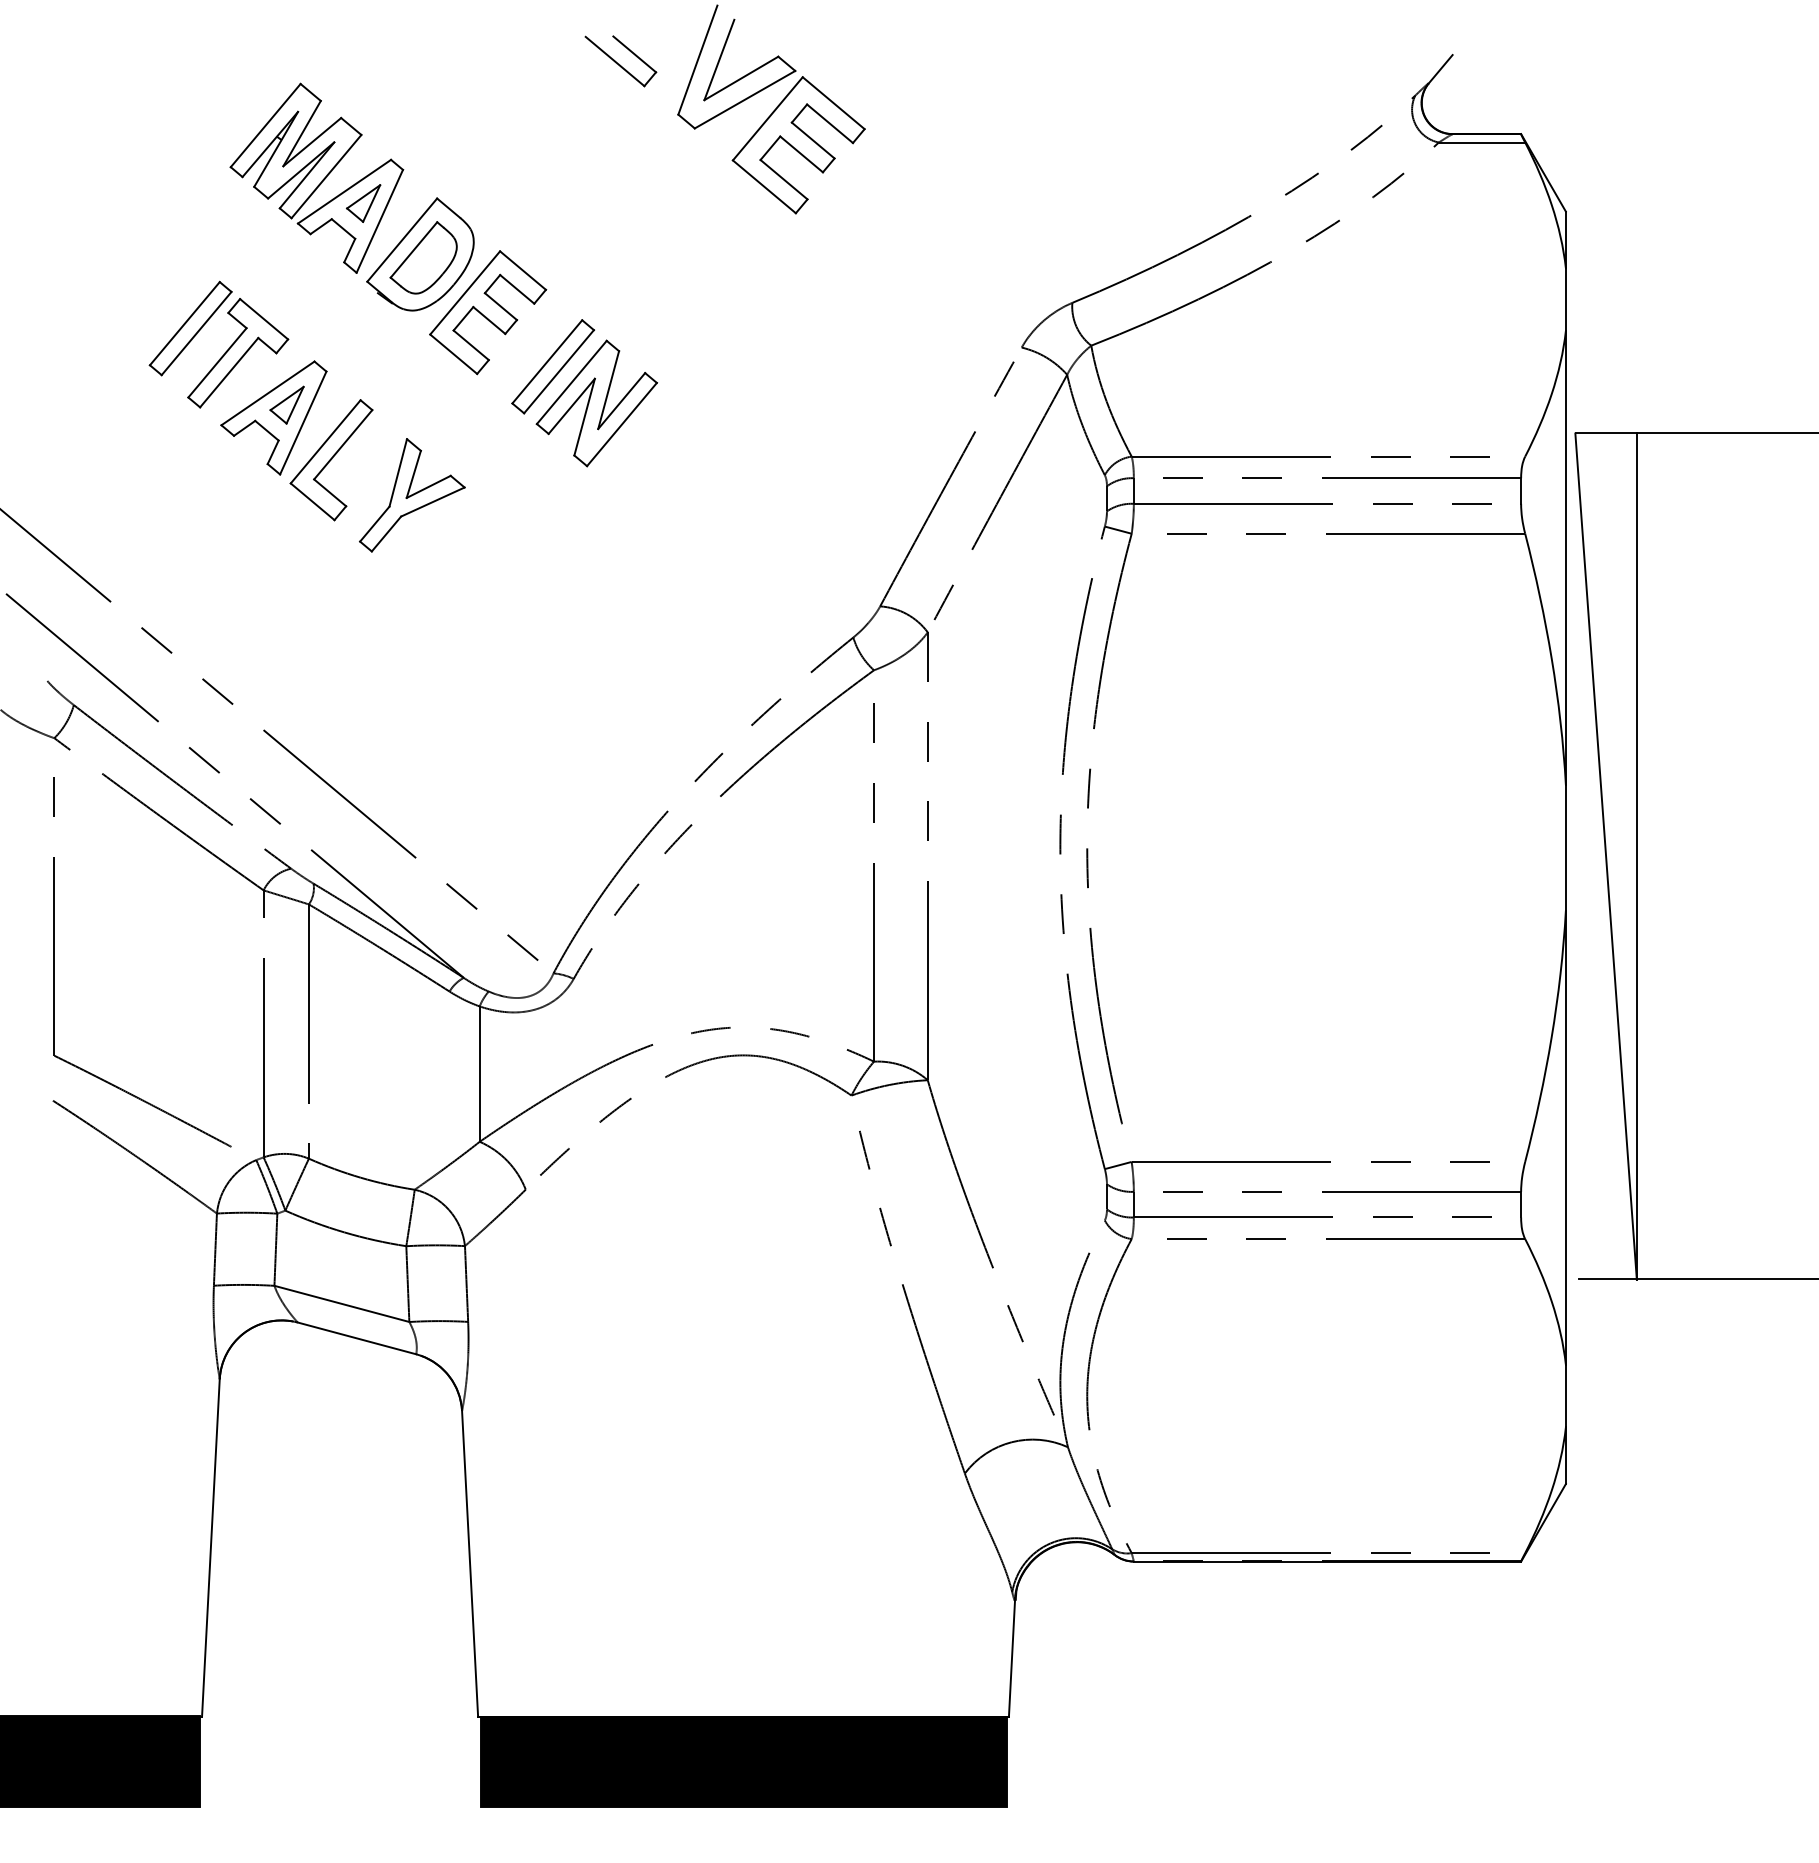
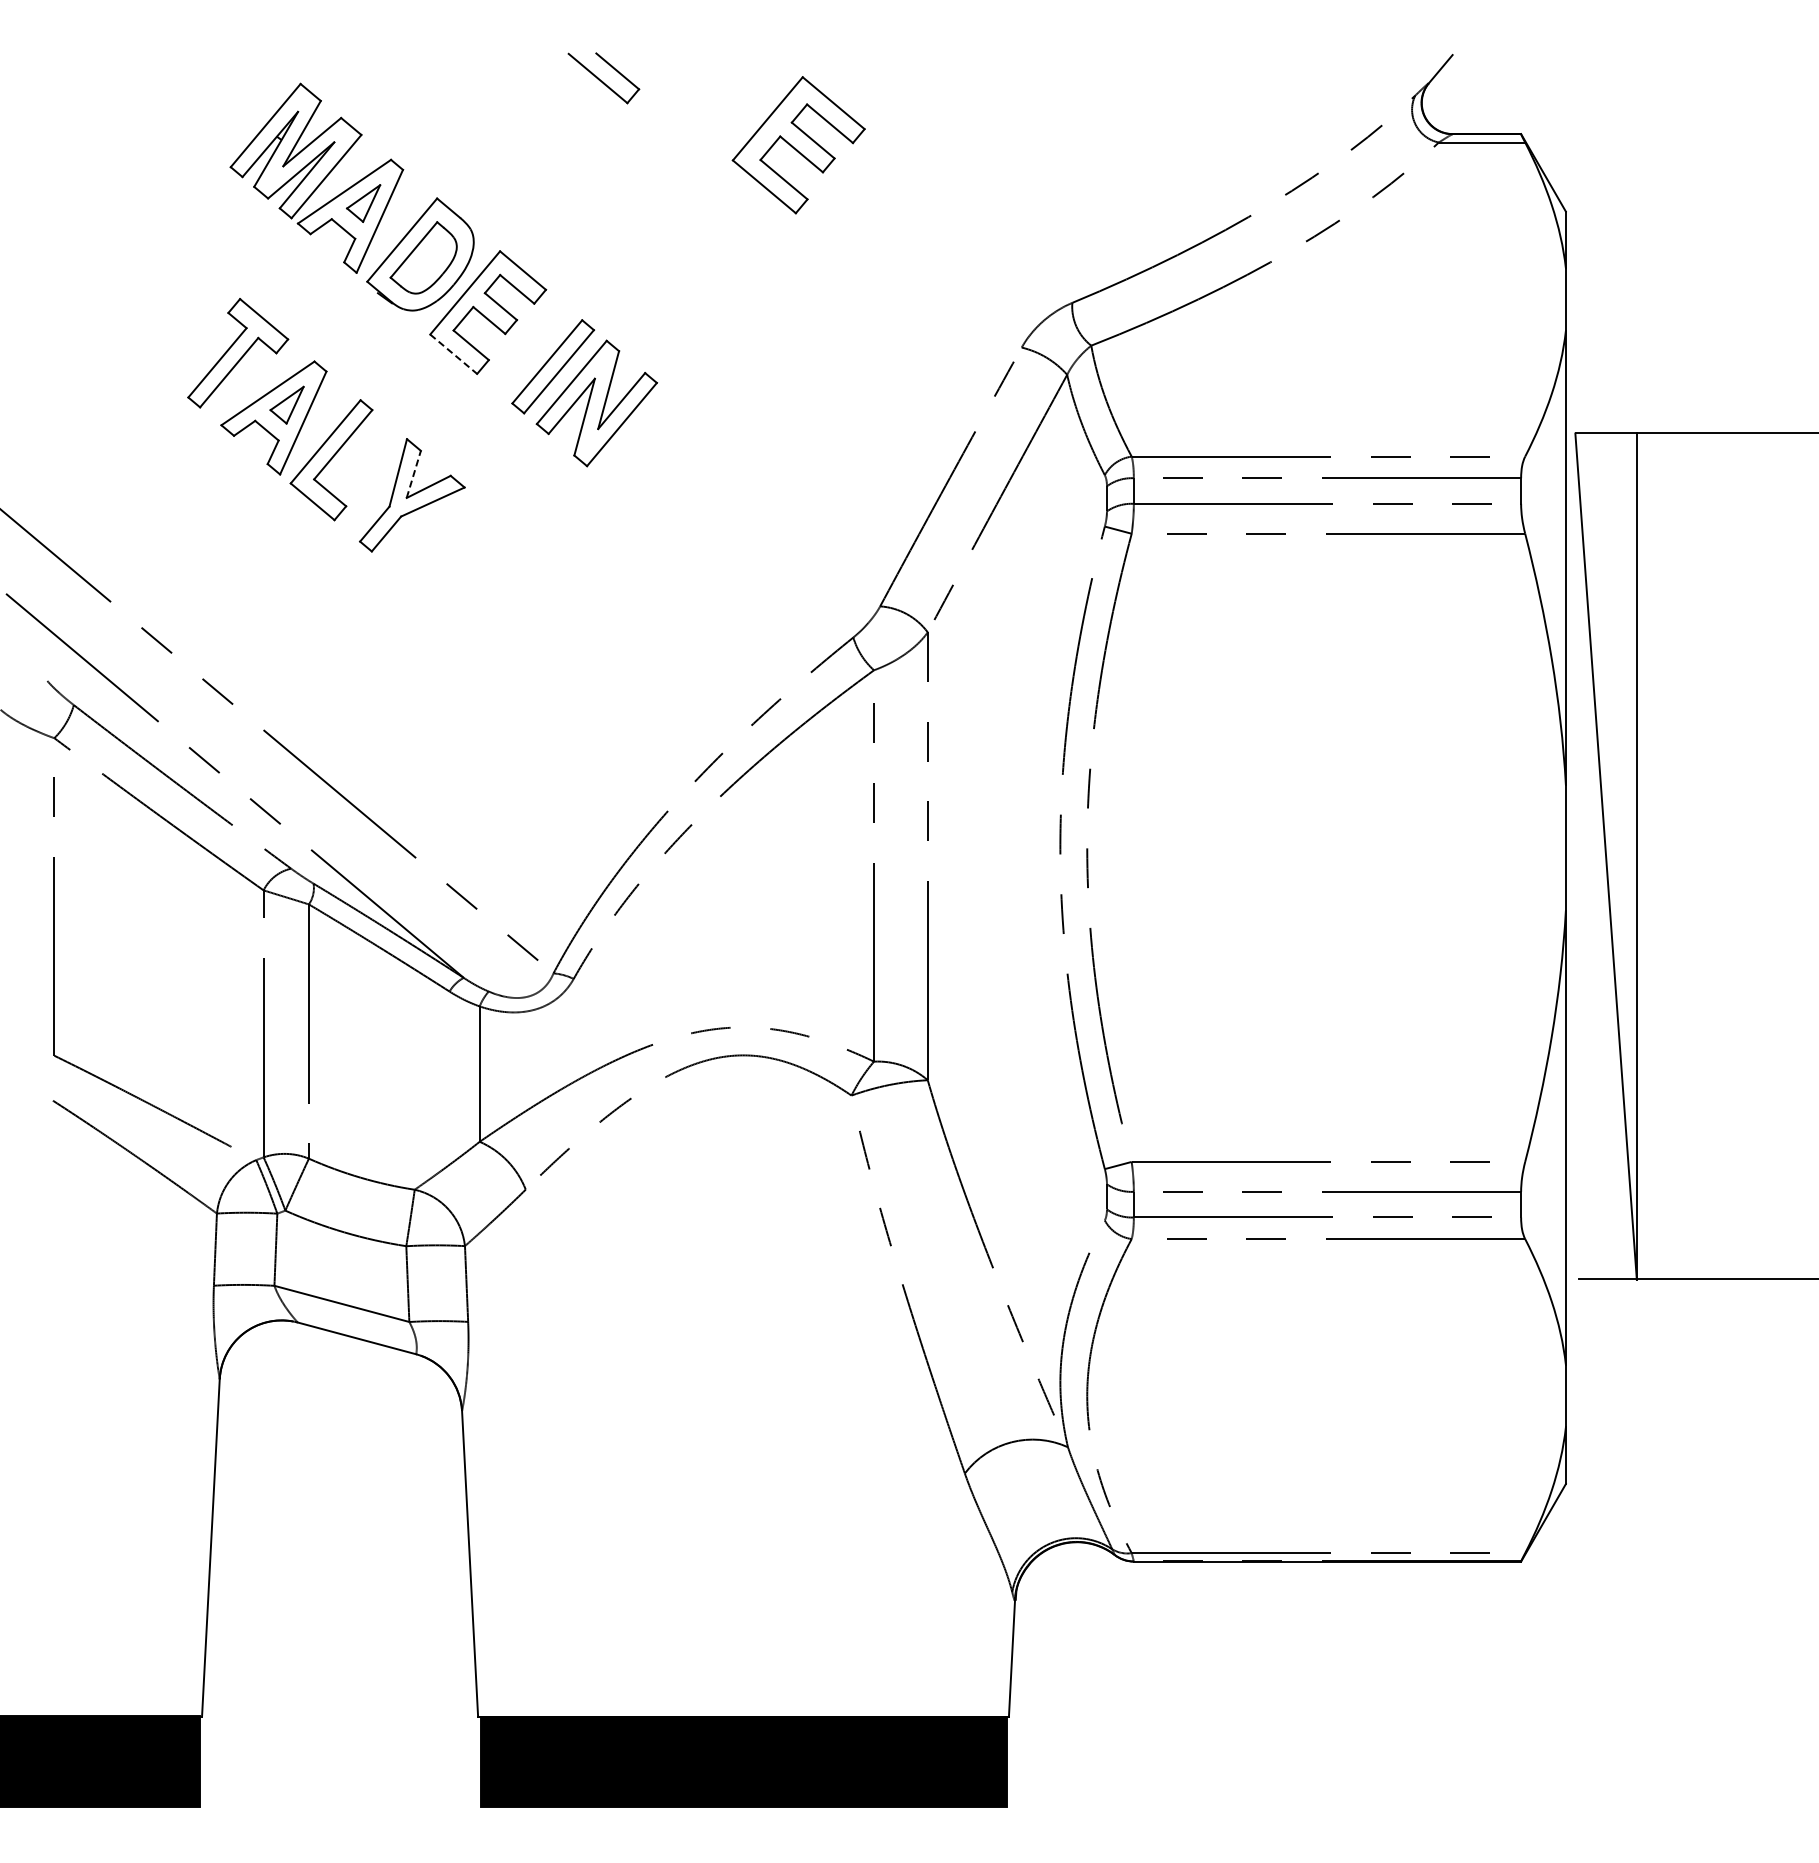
part position: (620, 61) -> (603, 78) (603, 78)
part: present -> none (742, 76)
part: present -> none (190, 328)
line: solid -> dashed (453, 354)
line: solid -> dashed (413, 474)
